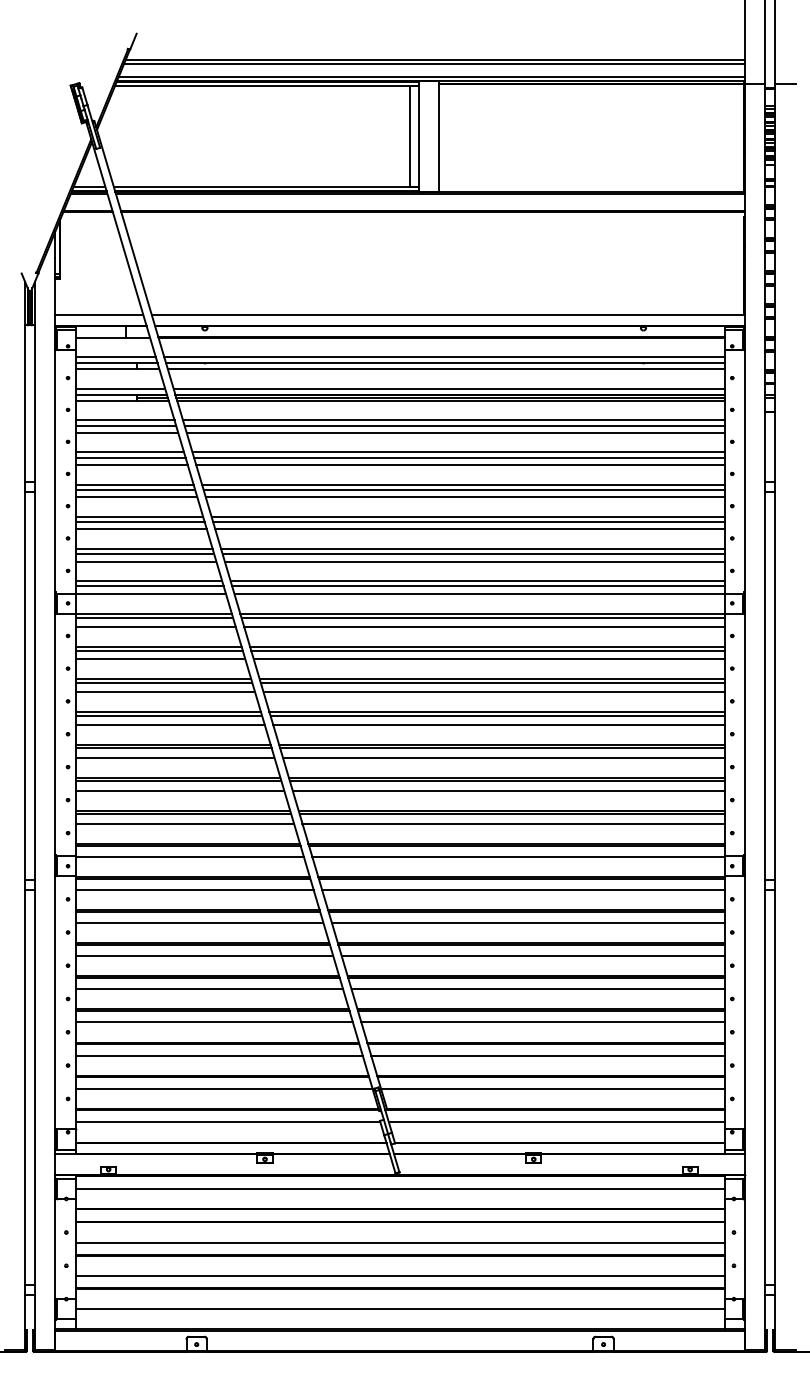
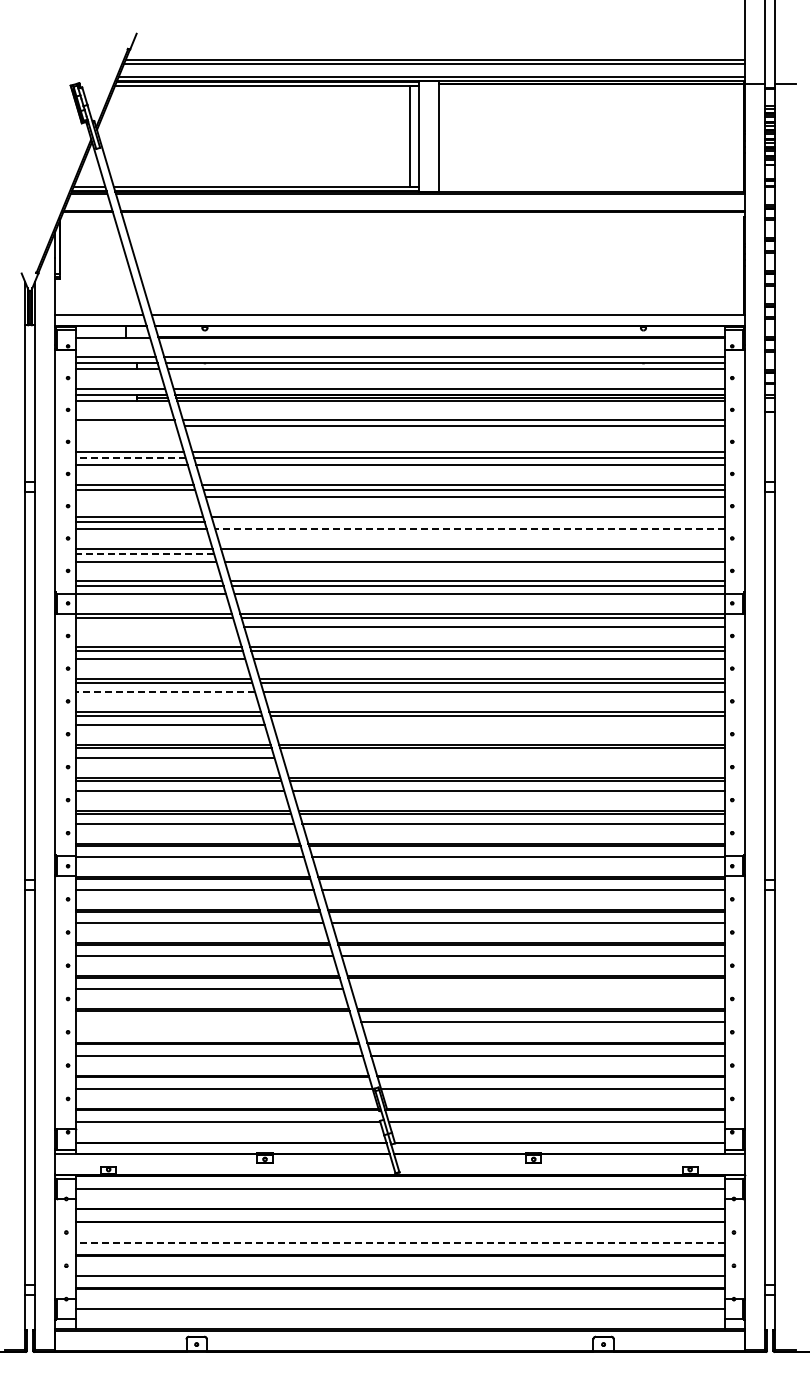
line: present -> none (125, 426)
line: present -> none (126, 432)
line: present -> none (455, 432)
line: solid -> dashed (130, 458)
line: present -> none (136, 497)
line: present -> none (468, 521)
line: solid -> dashed (469, 529)
line: solid -> dashed (144, 554)
line: present -> none (473, 554)
line: present -> none (155, 626)
line: solid -> dashed (165, 692)
line: present -> none (498, 724)
line: present -> none (503, 757)
line: present -> none (537, 989)
line: present -> none (213, 1022)
line: solid -> dashed (399, 1242)
